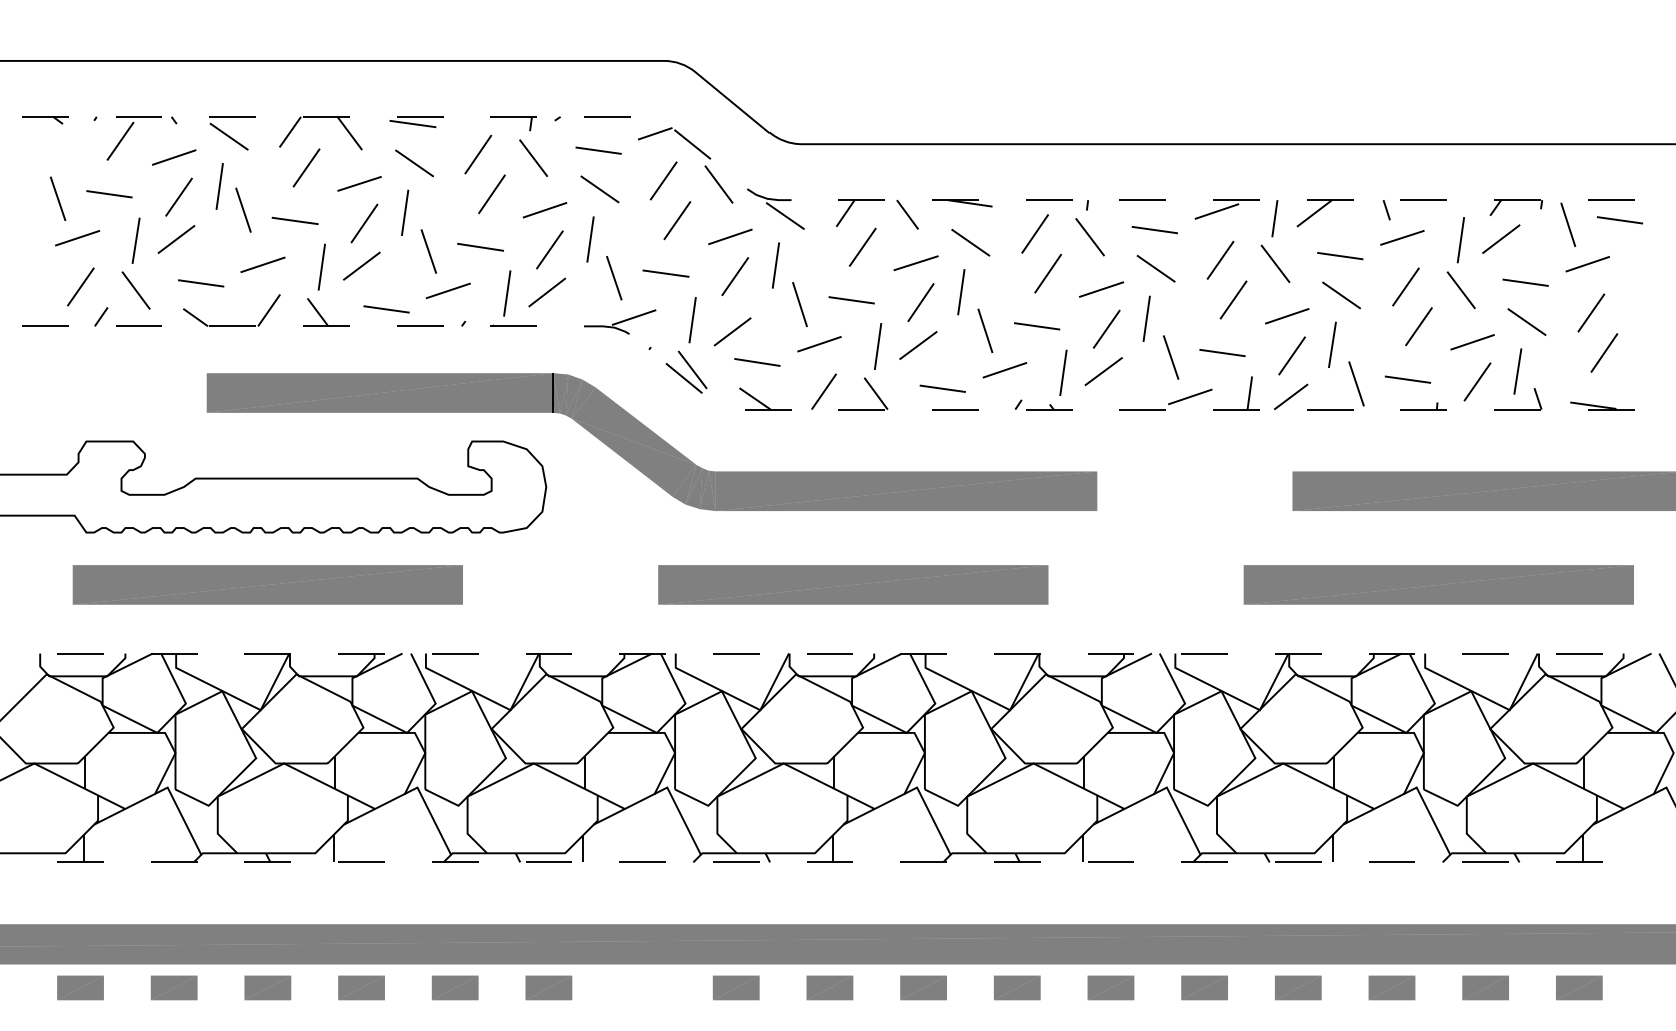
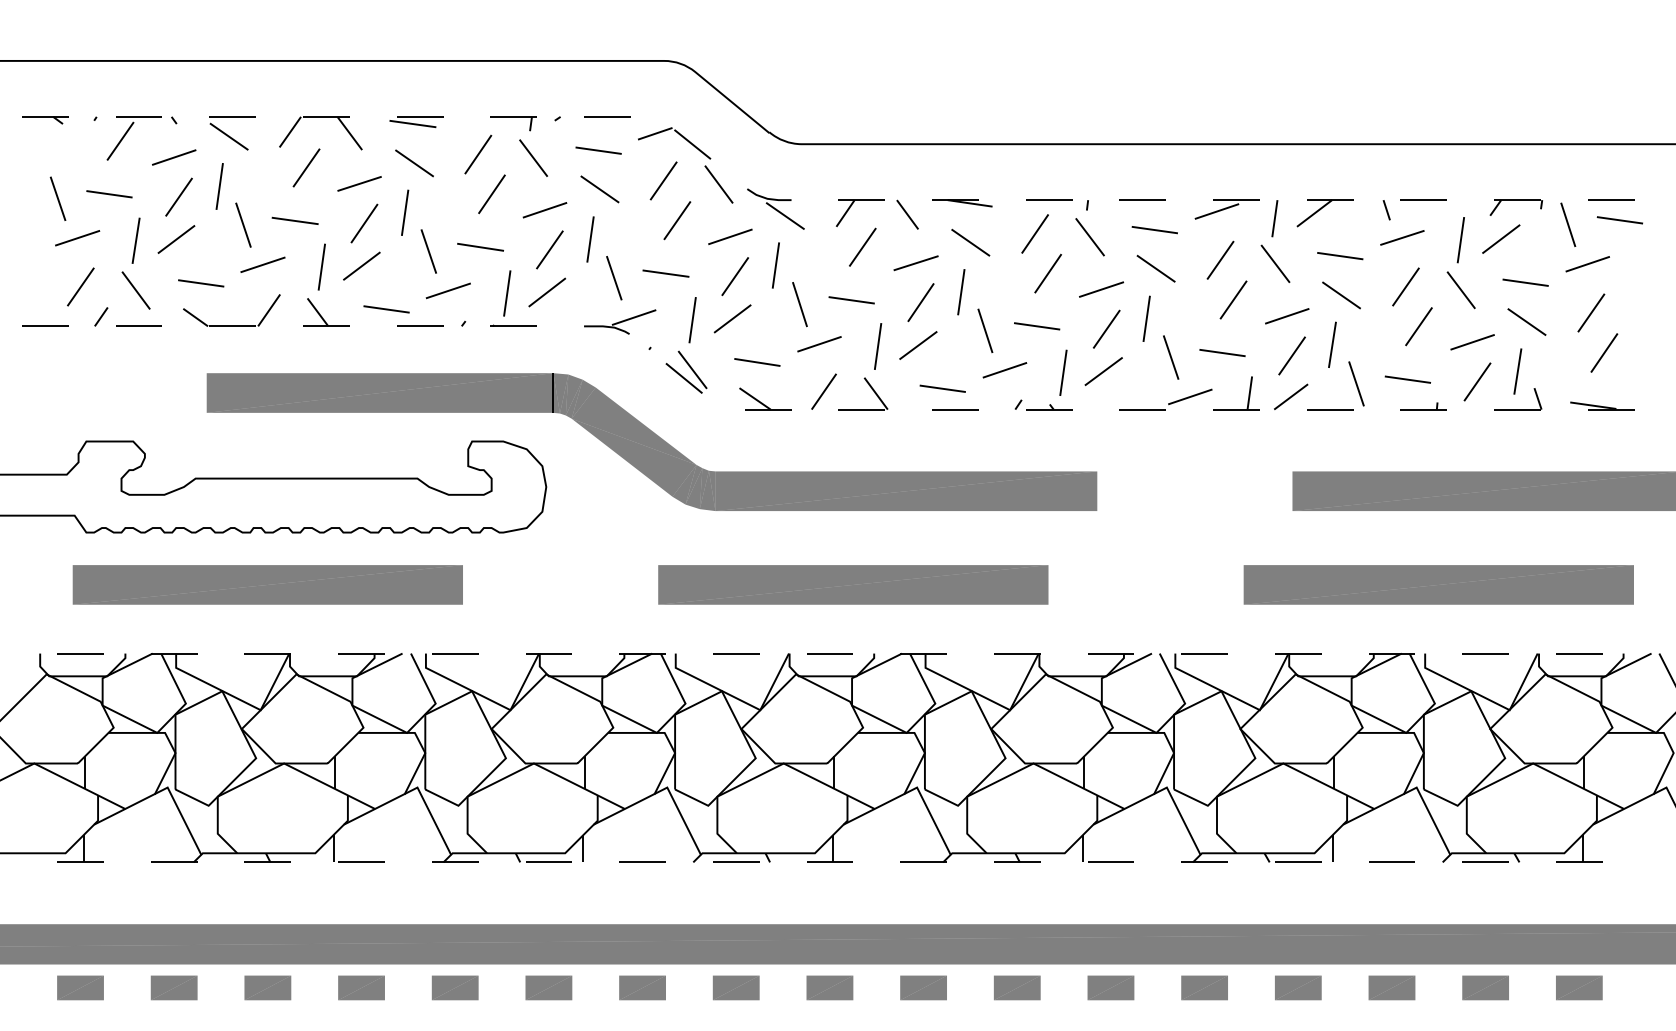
line position: (243, 209) -> (243, 224) (243, 224)
line position: (732, 331) -> (732, 318) (732, 318)
part: none -> present (642, 987)
